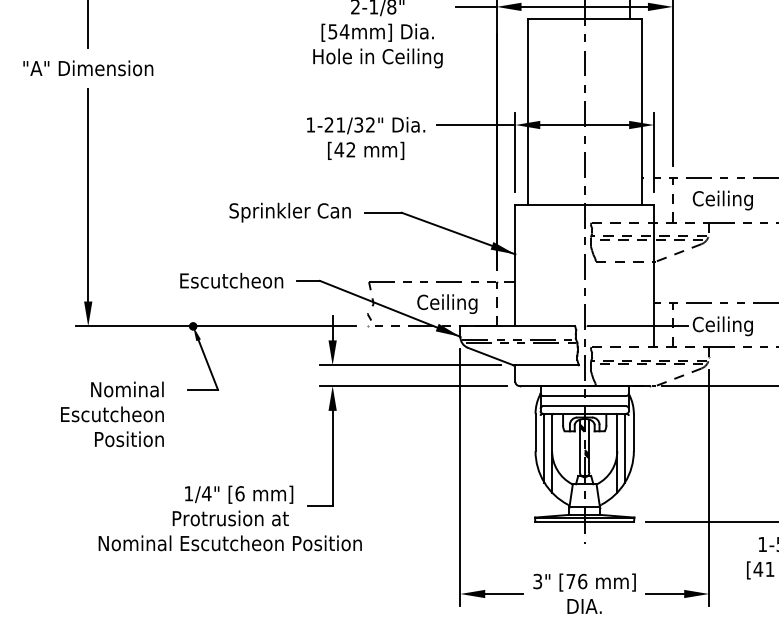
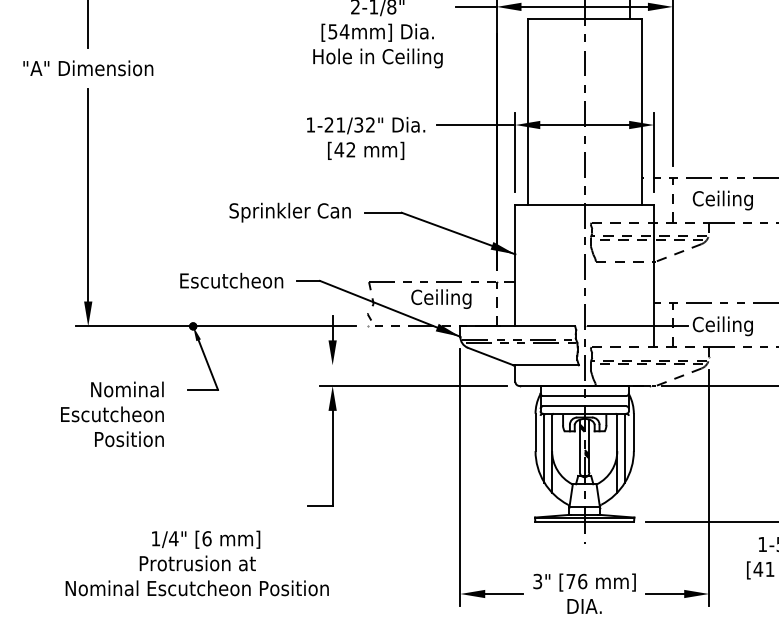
text position: (447, 303) -> (441, 298) (441, 298)
line: present -> none (410, 365)
text position: (229, 518) -> (196, 563) (196, 563)
